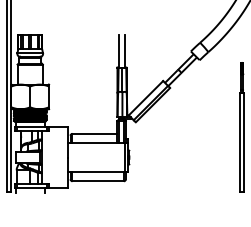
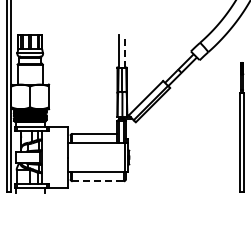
line: solid -> dashed (125, 50)
line: solid -> dashed (98, 181)
